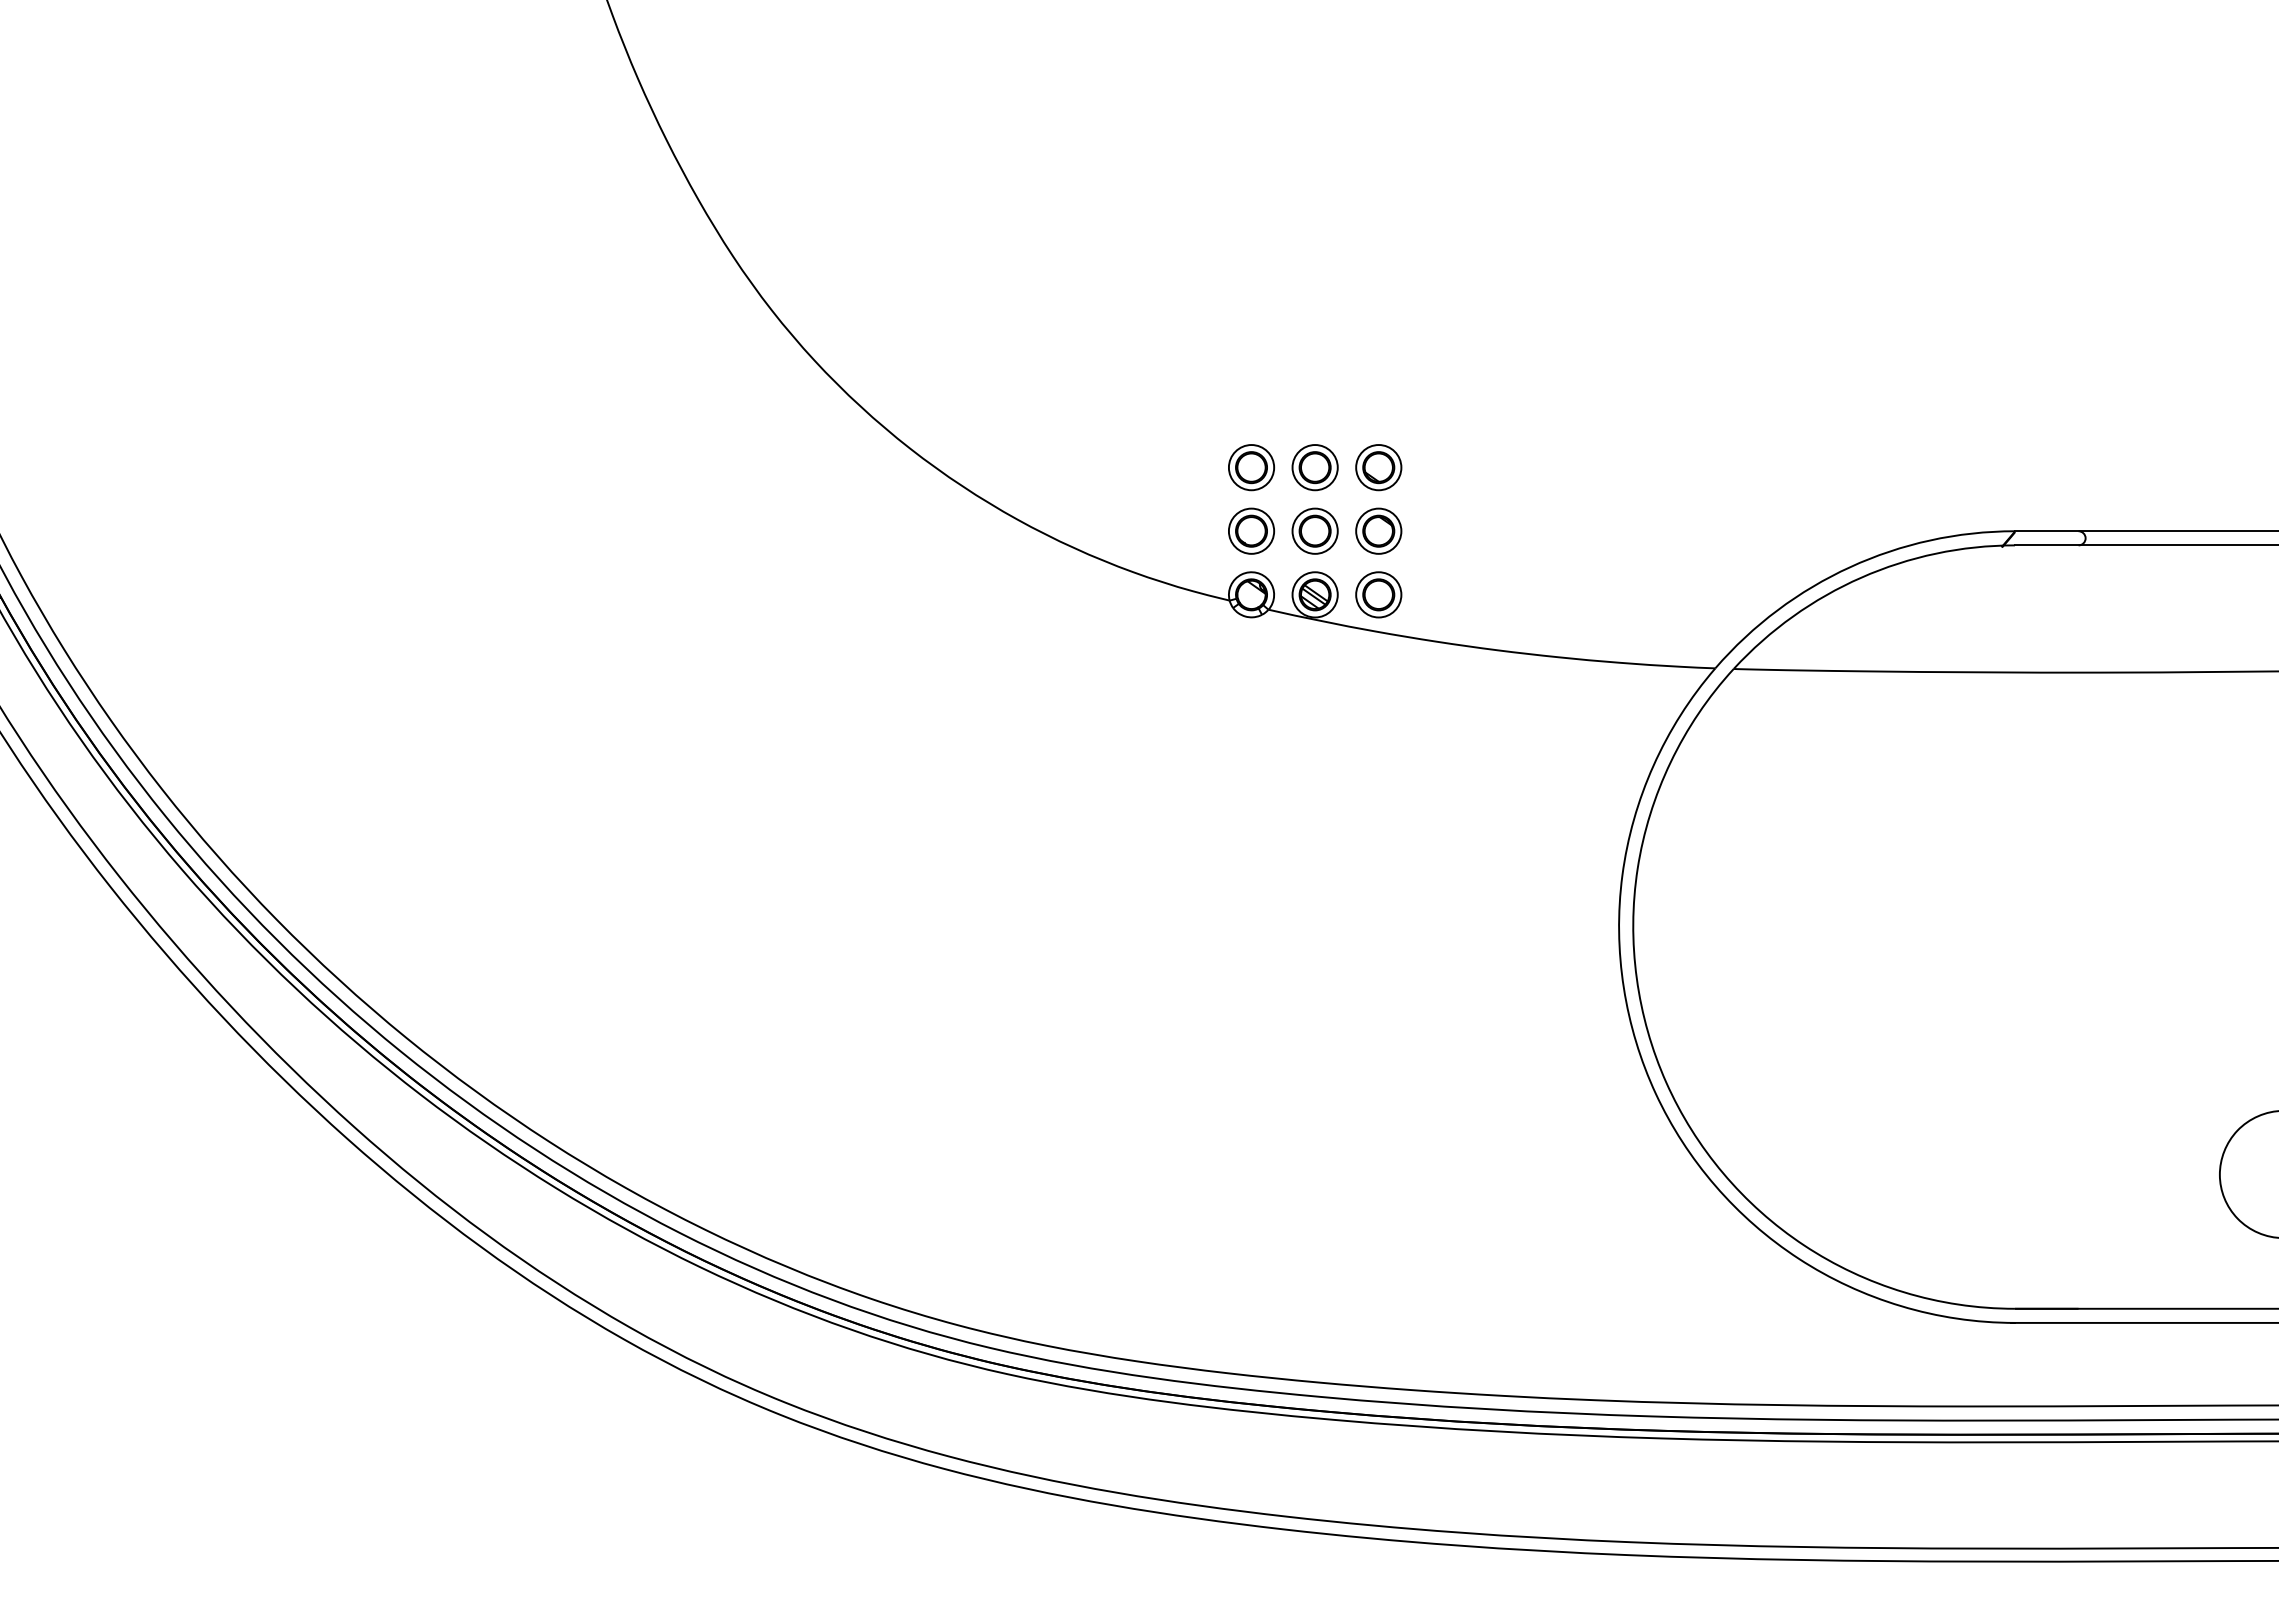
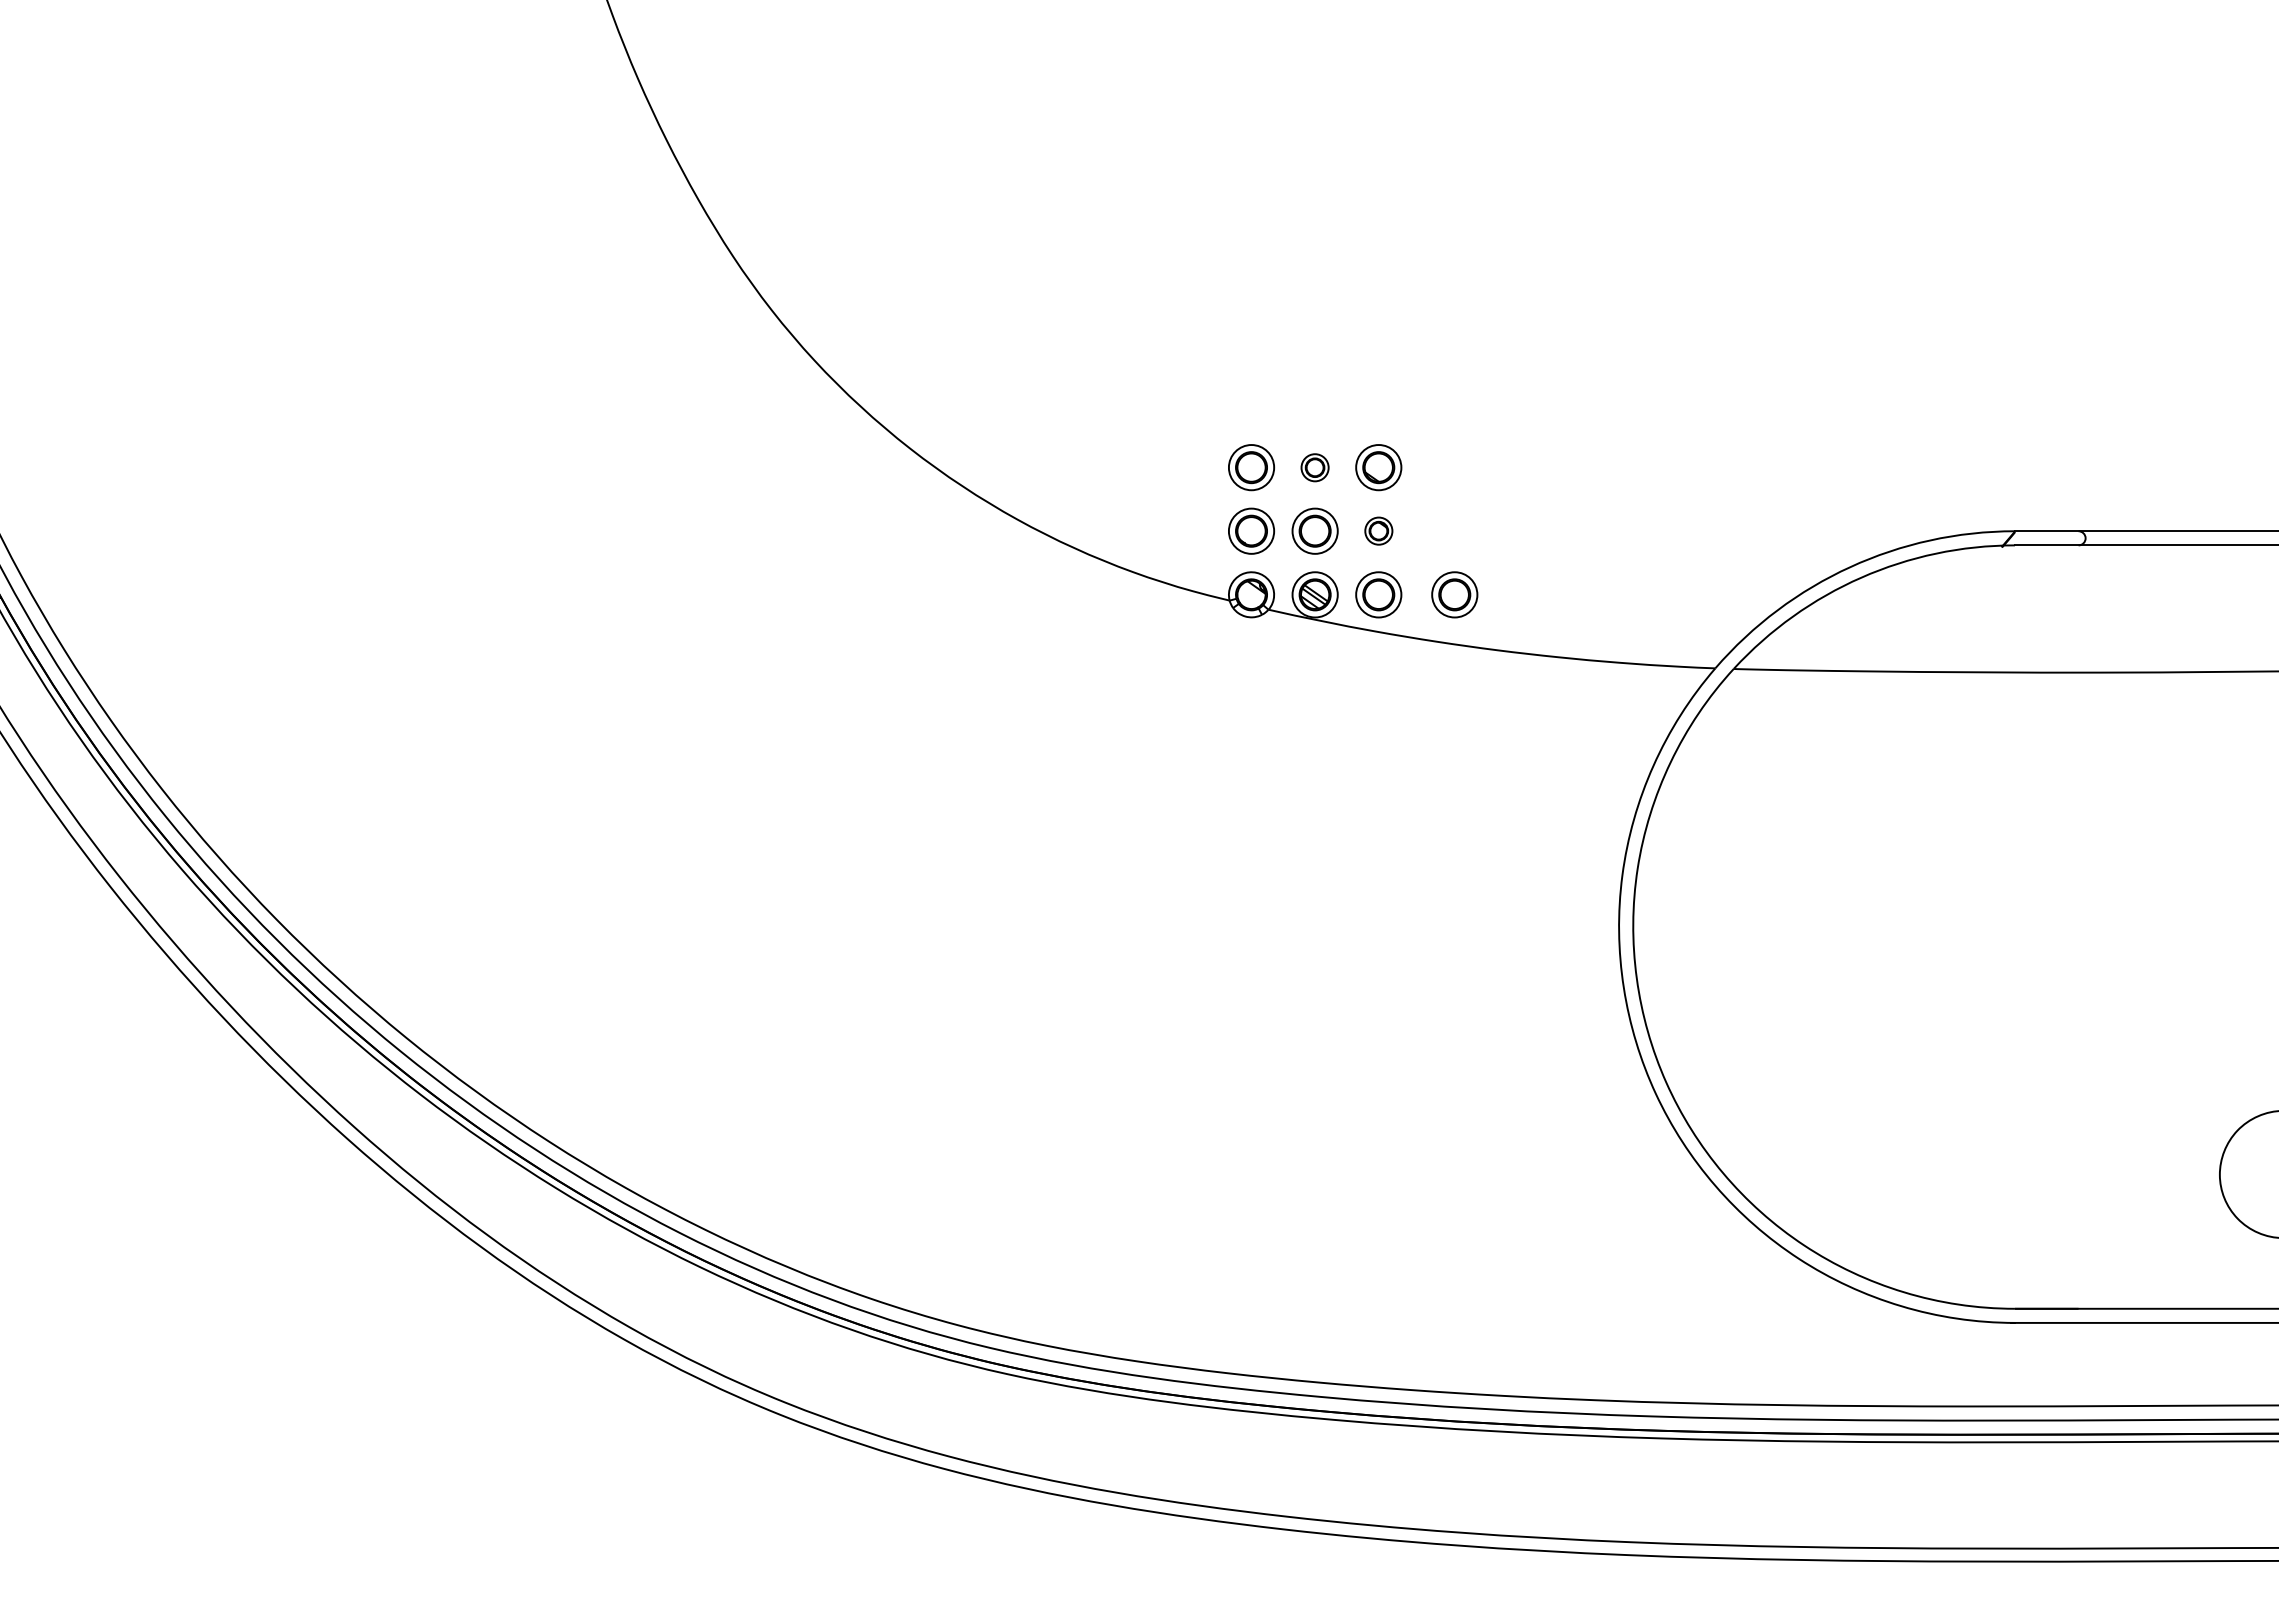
part size: 48x48 px -> 30x30 px (1314, 467)
part size: 48x48 px -> 30x30 px (1378, 530)
part: none -> present (1454, 594)
